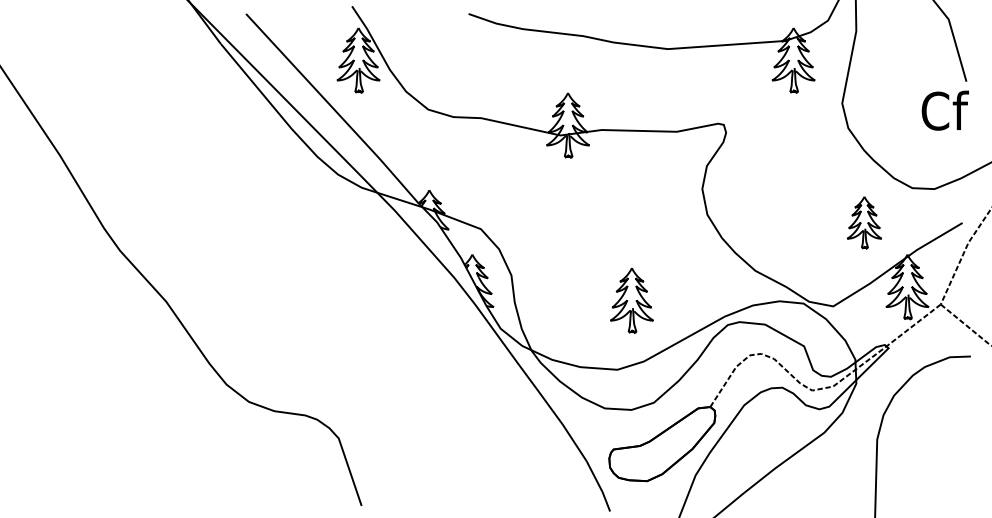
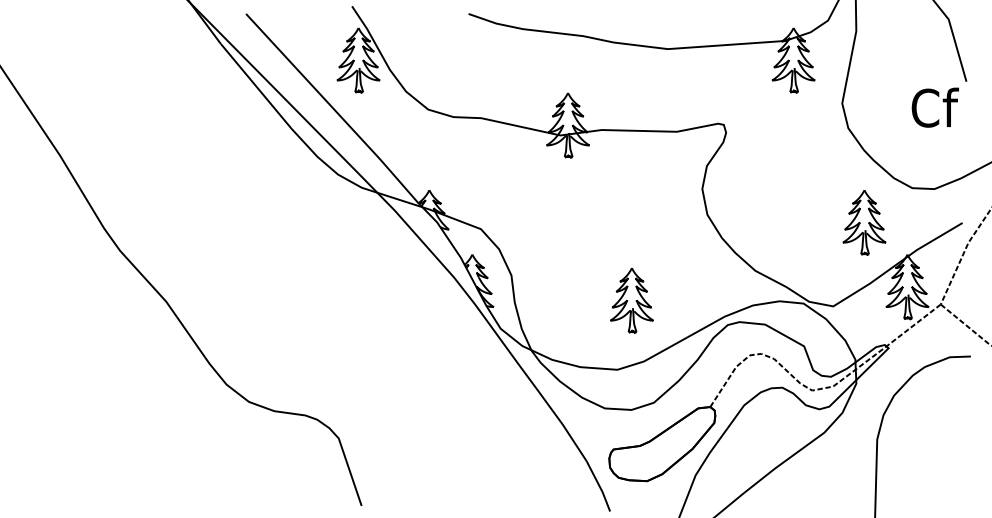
text position: (944, 110) -> (934, 107) (934, 107)
part size: 35x54 px -> 45x66 px (864, 222)
